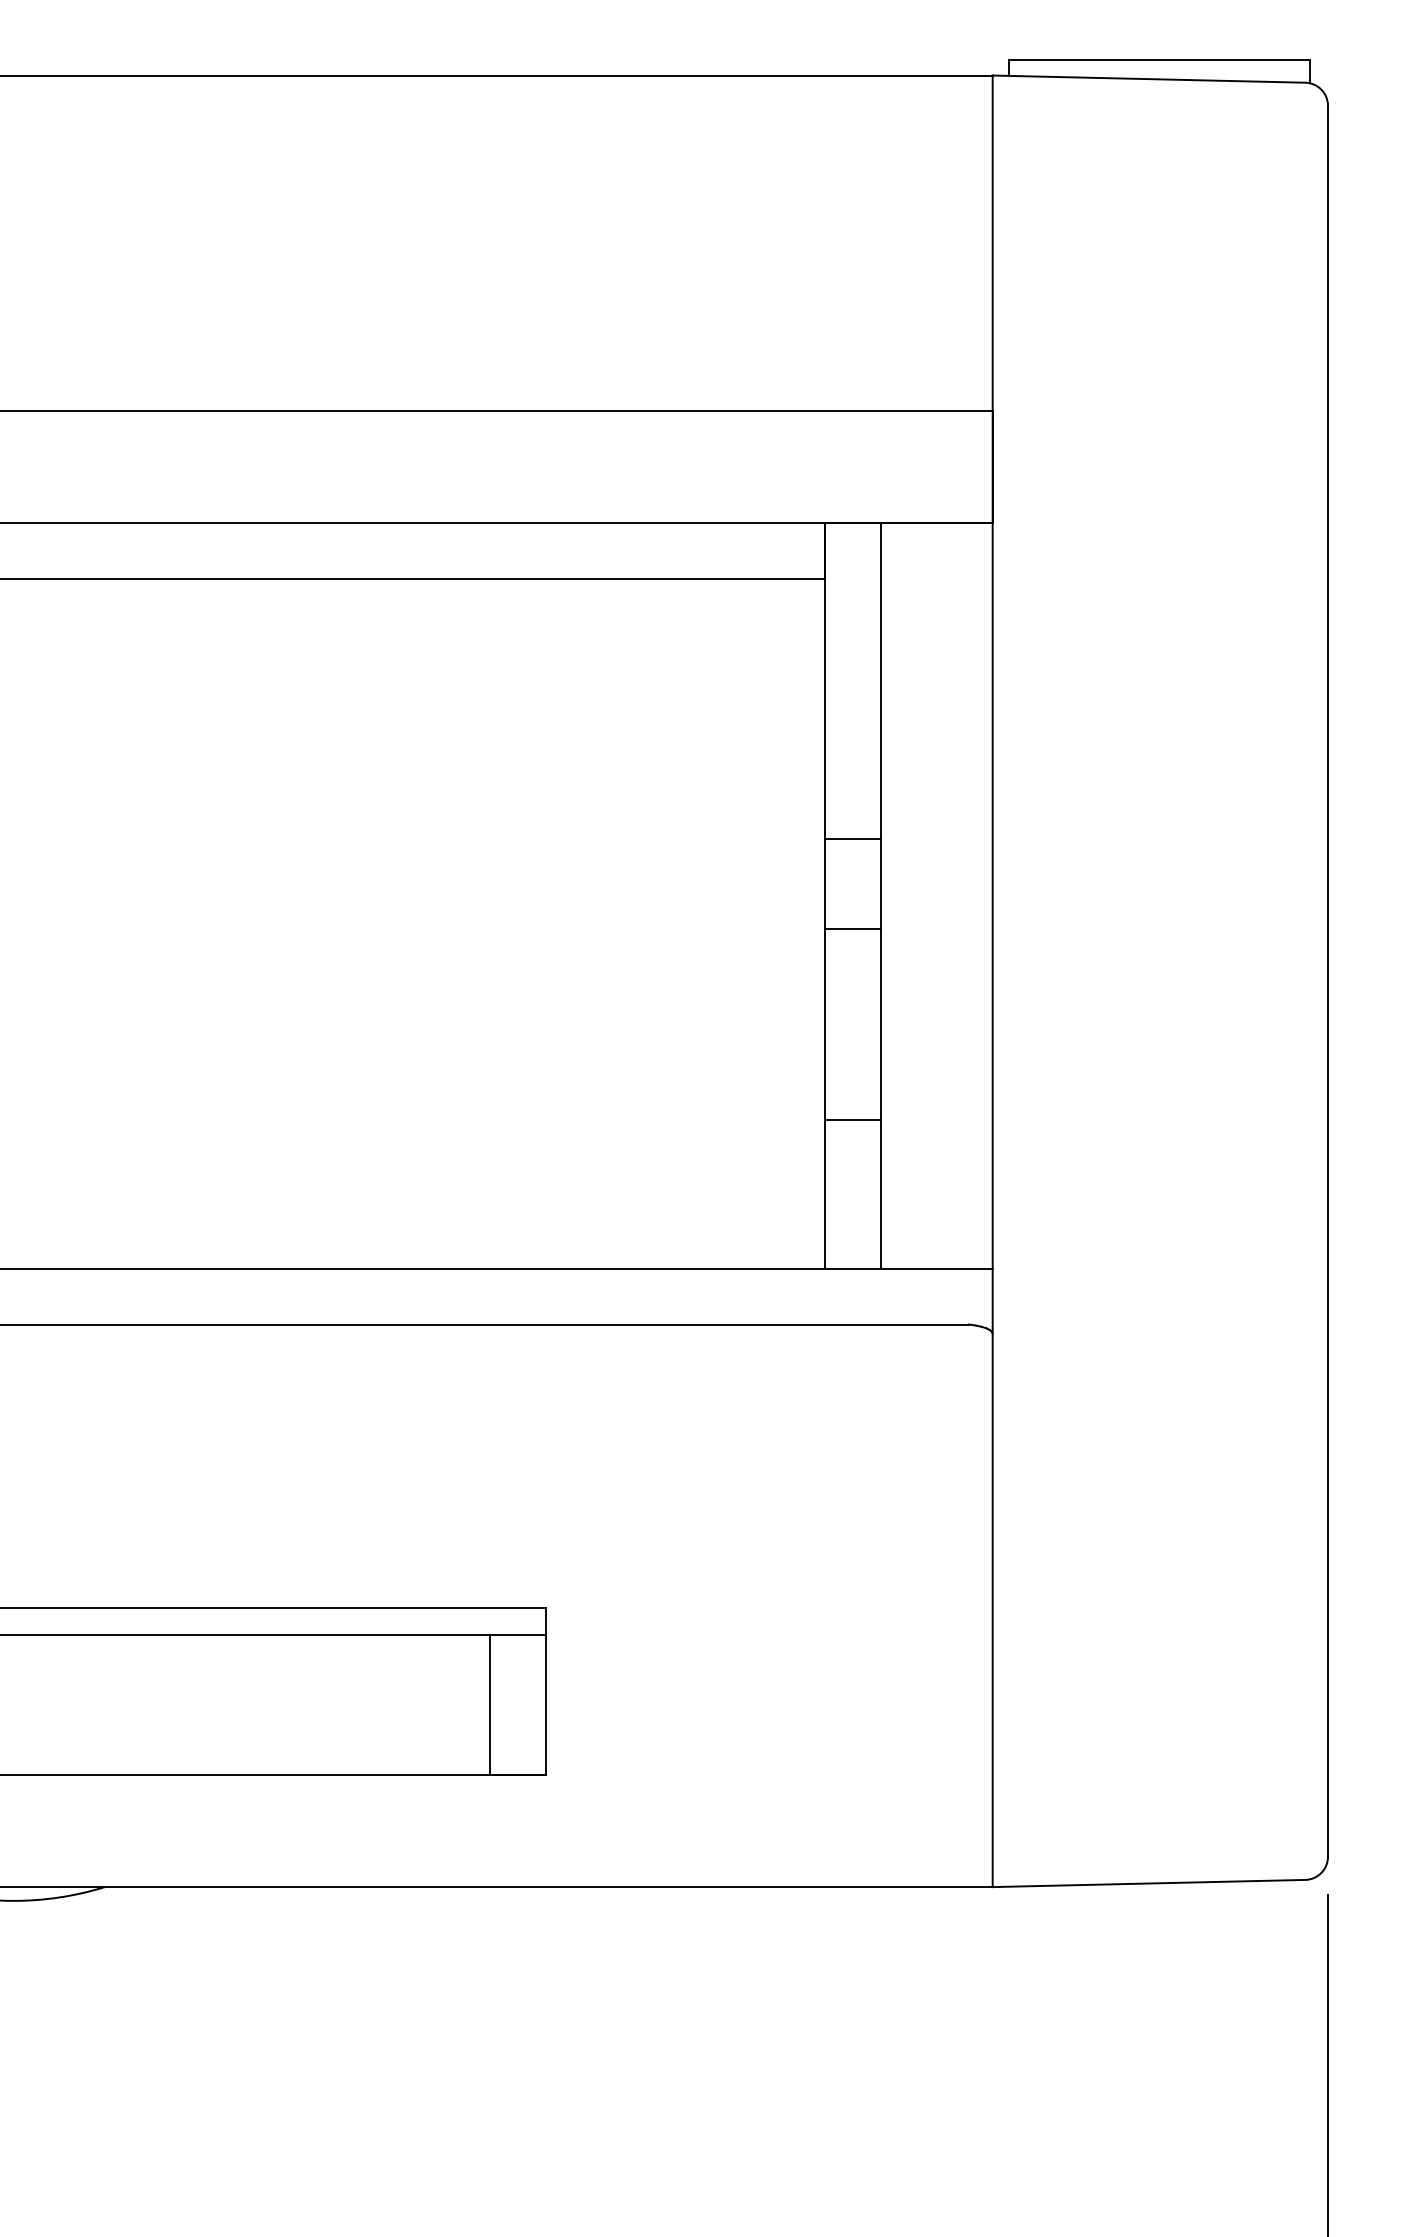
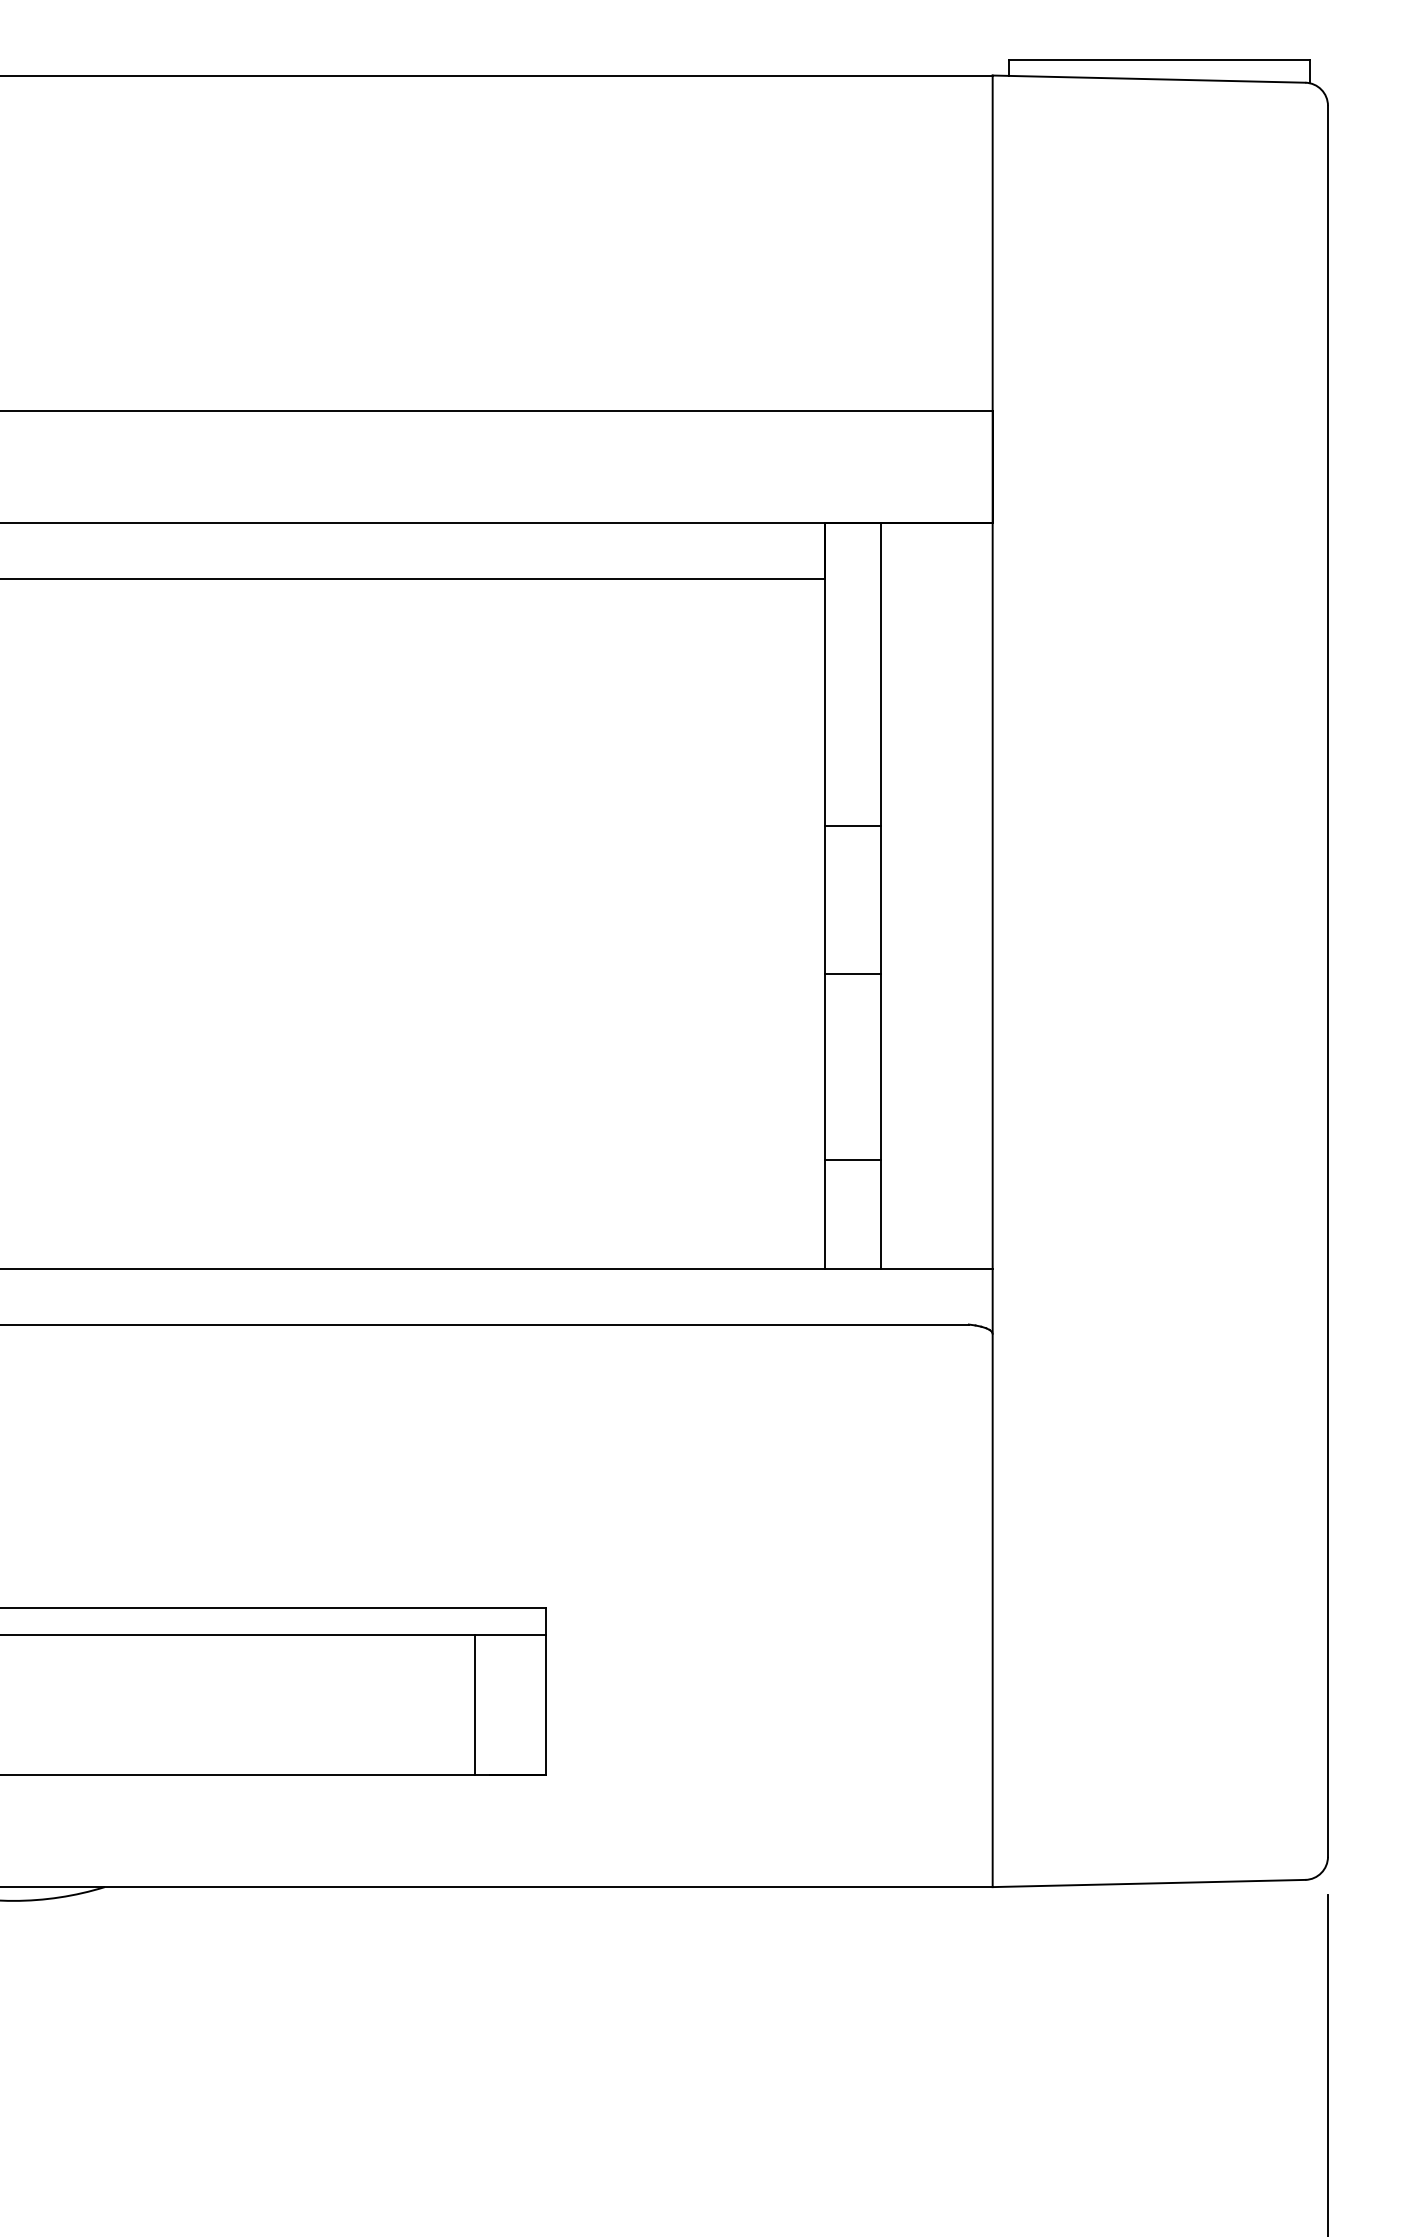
line position: (852, 838) -> (852, 825) (852, 825)
line position: (852, 929) -> (852, 974) (852, 974)
line position: (852, 1119) -> (852, 1159) (852, 1159)
line position: (489, 1704) -> (474, 1704) (474, 1704)
